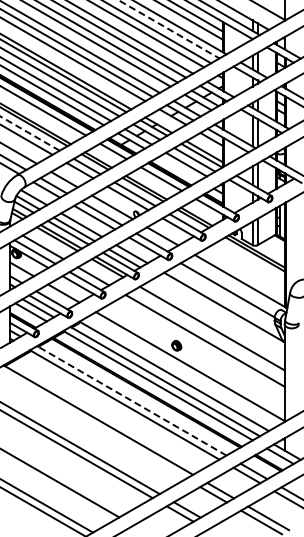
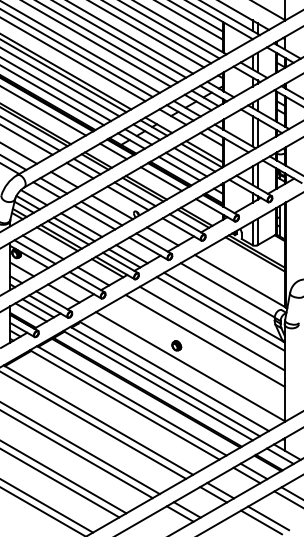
line: dashed -> solid (169, 29)
line: dashed -> solid (30, 133)
line: none -> present (178, 168)
line: none -> present (220, 313)
line: dashed -> solid (131, 400)
line: none -> present (94, 425)
line: none -> present (64, 477)
